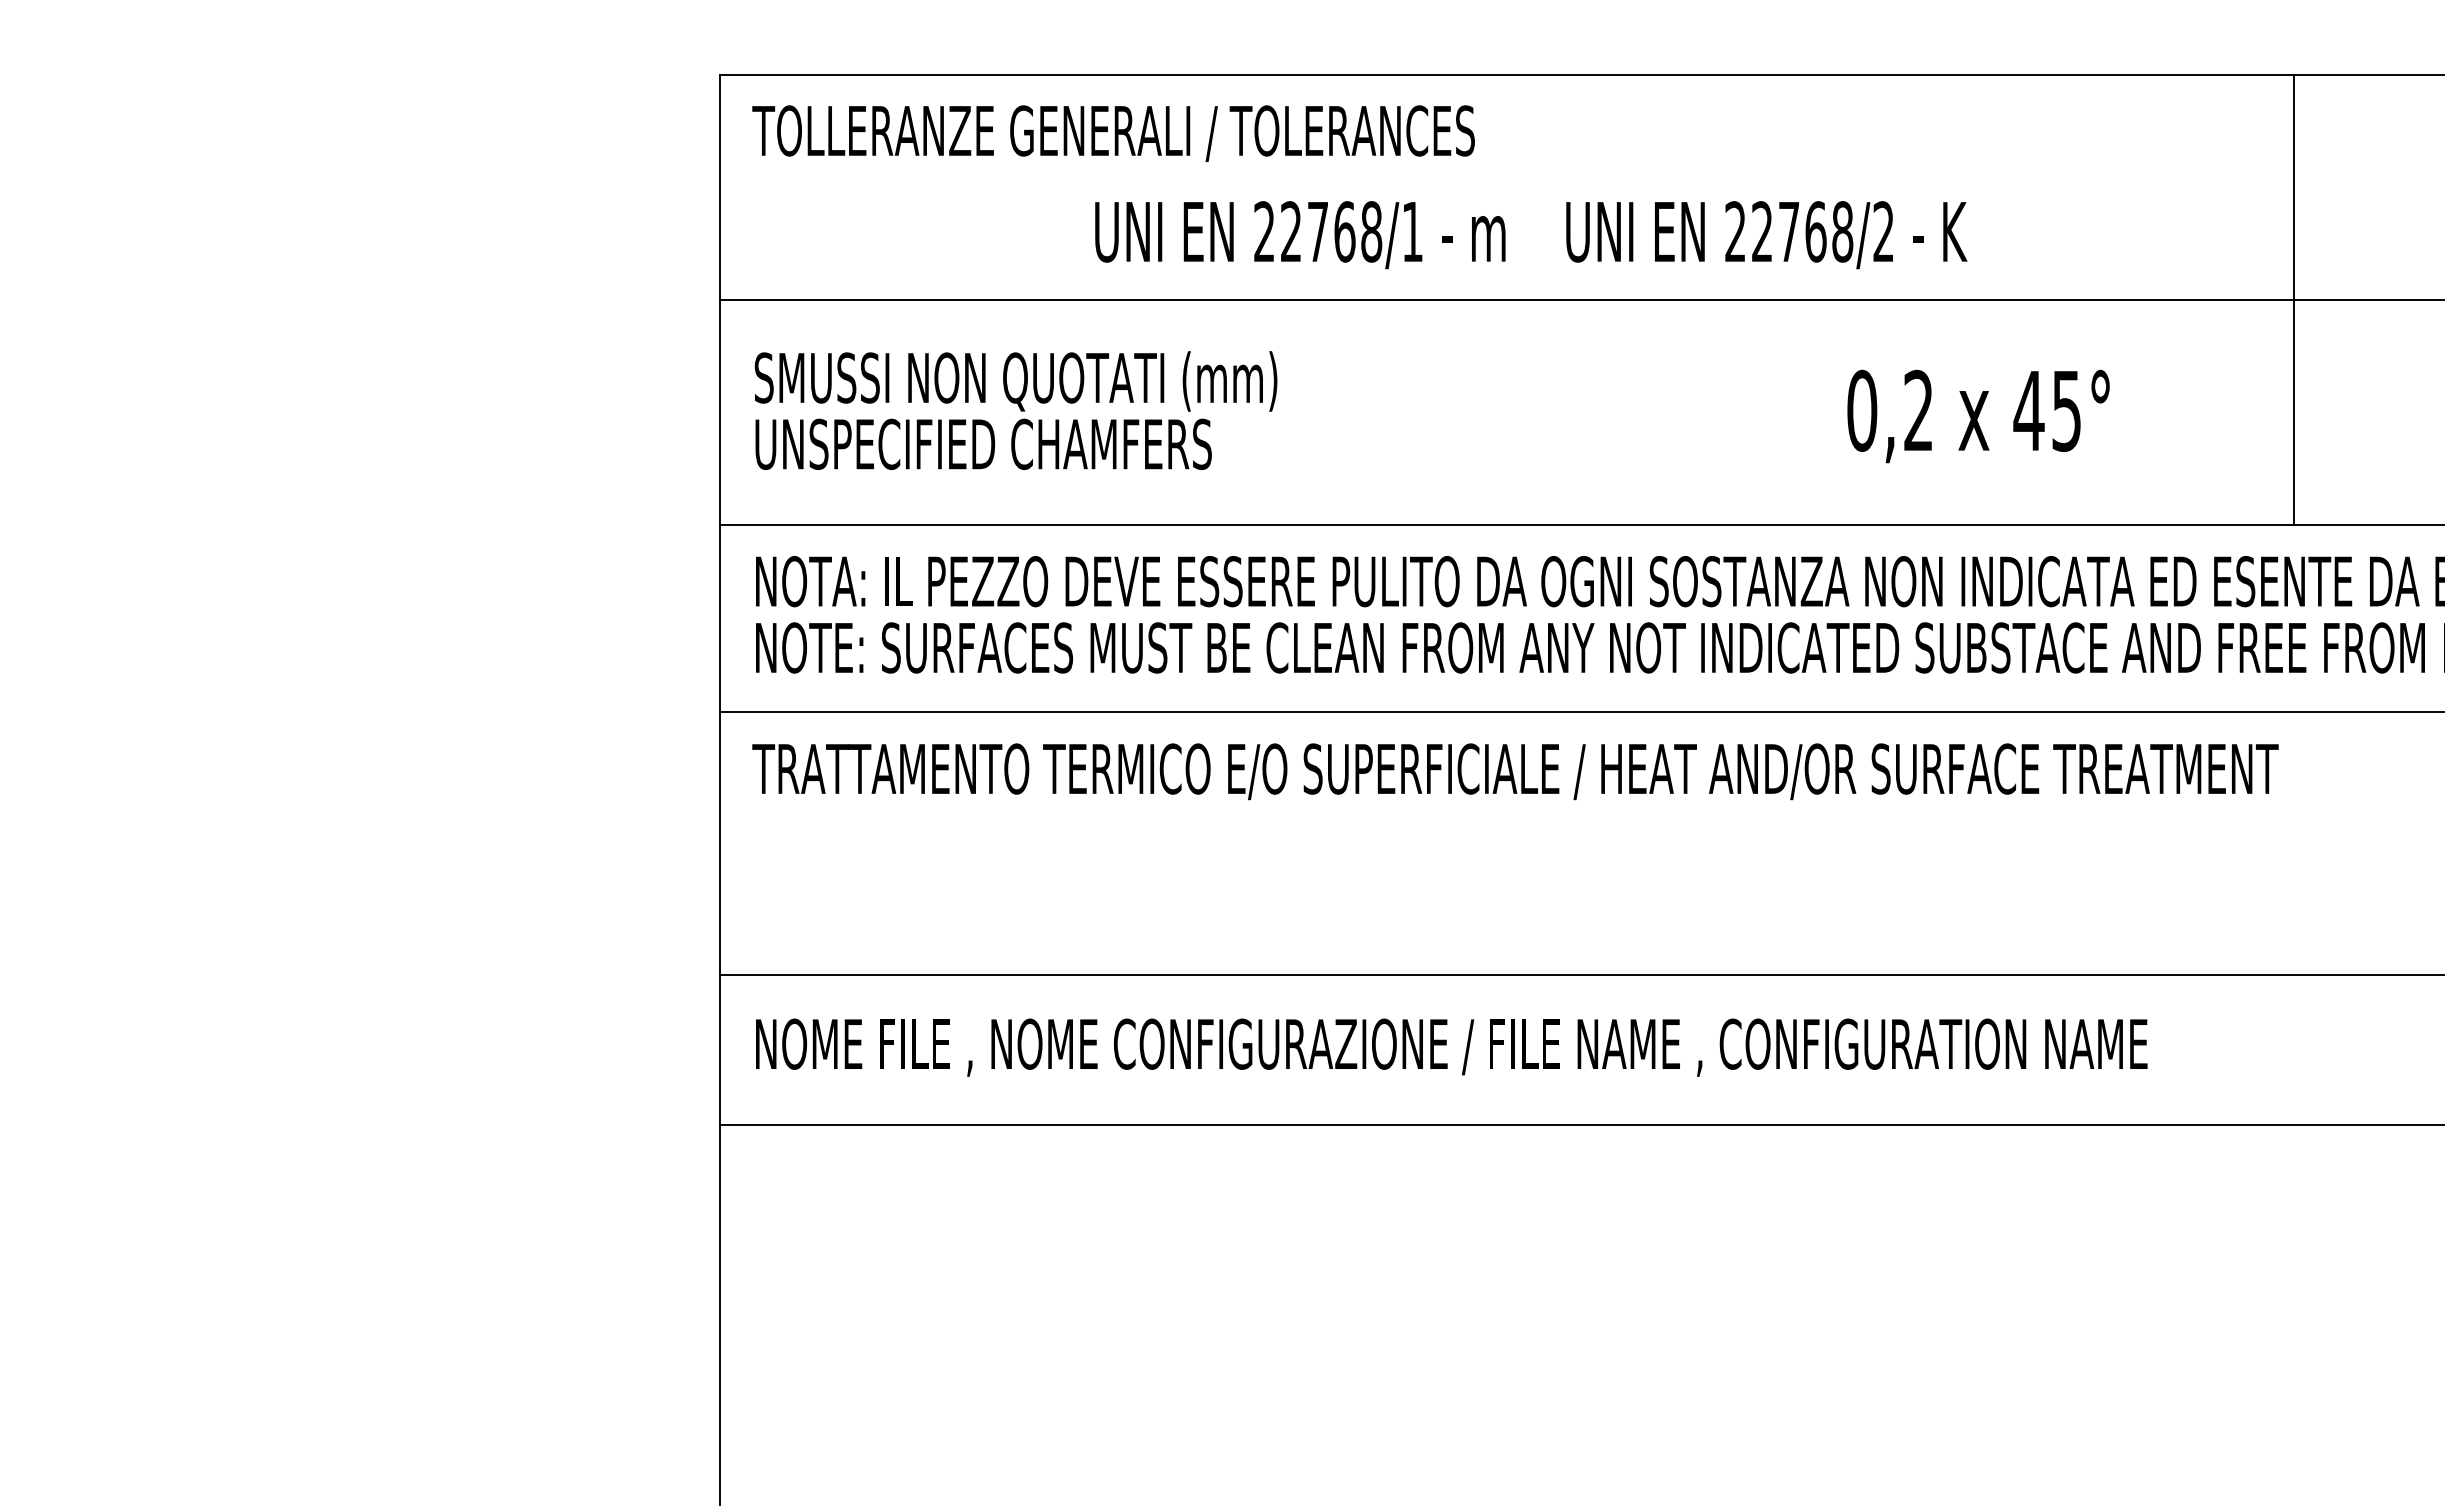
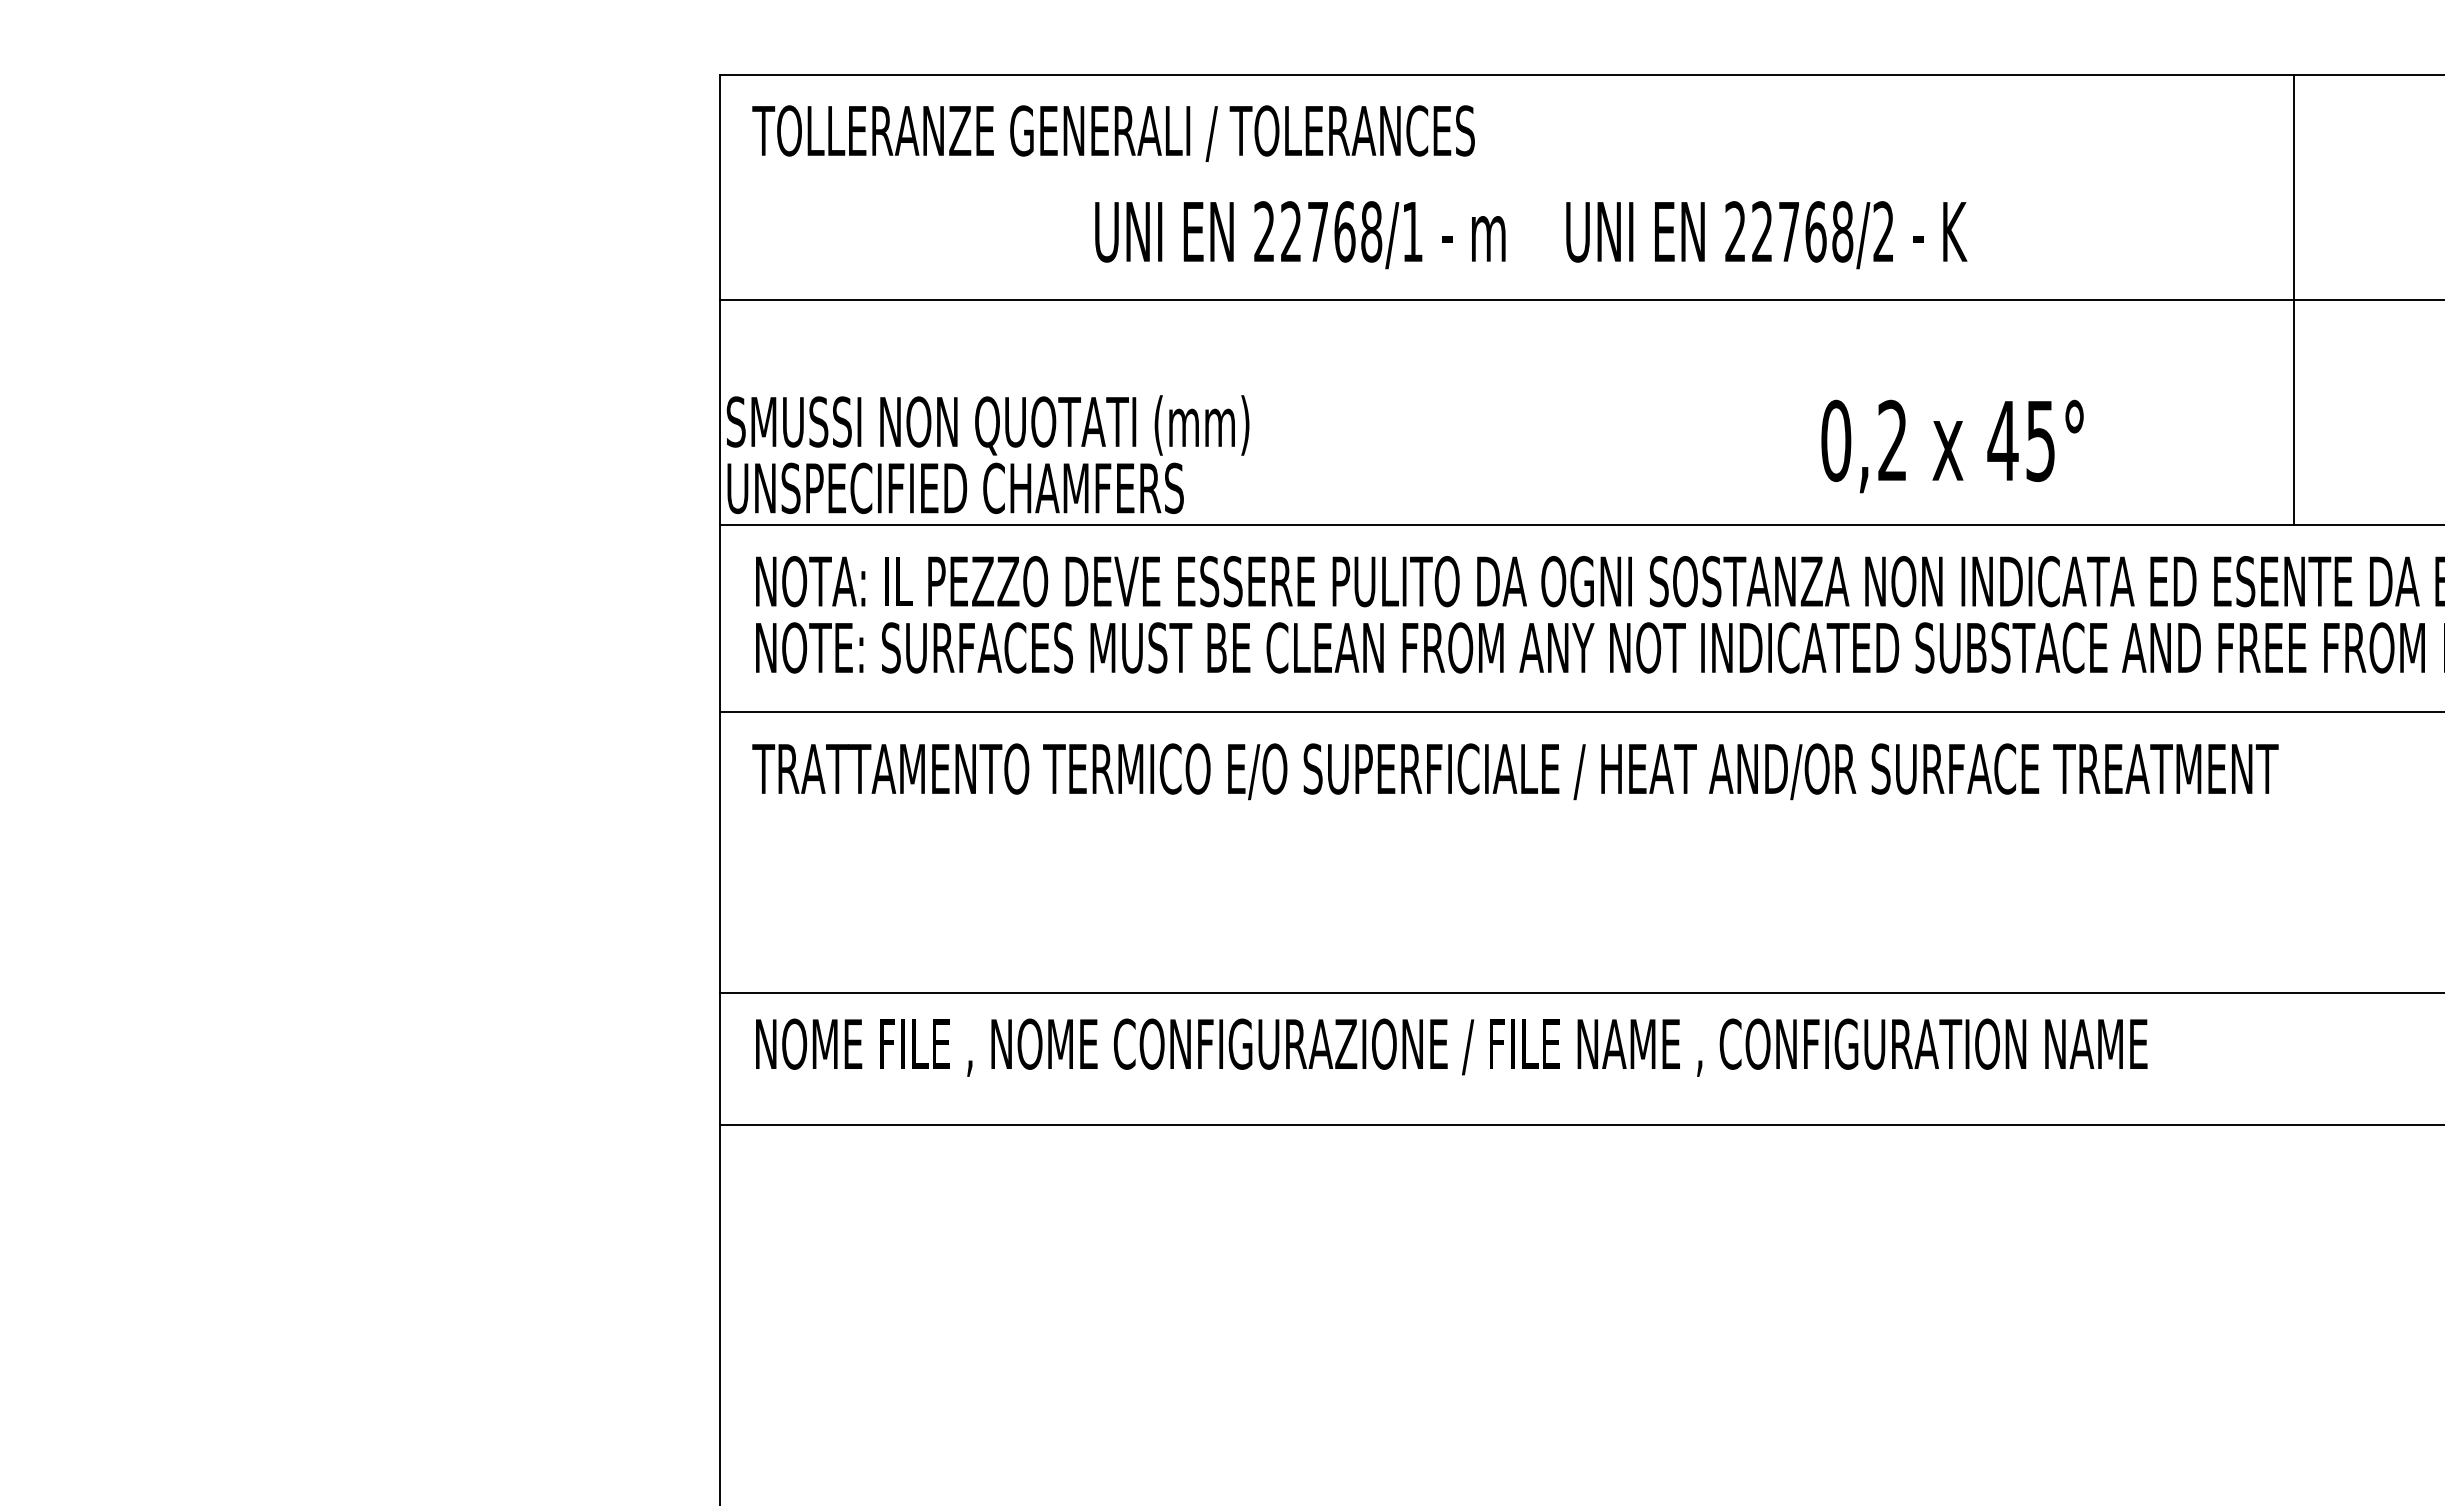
text position: (1015, 410) -> (987, 454) (987, 454)
text position: (1978, 416) -> (1952, 446) (1952, 446)
line position: (1580, 974) -> (1580, 992) (1580, 992)
